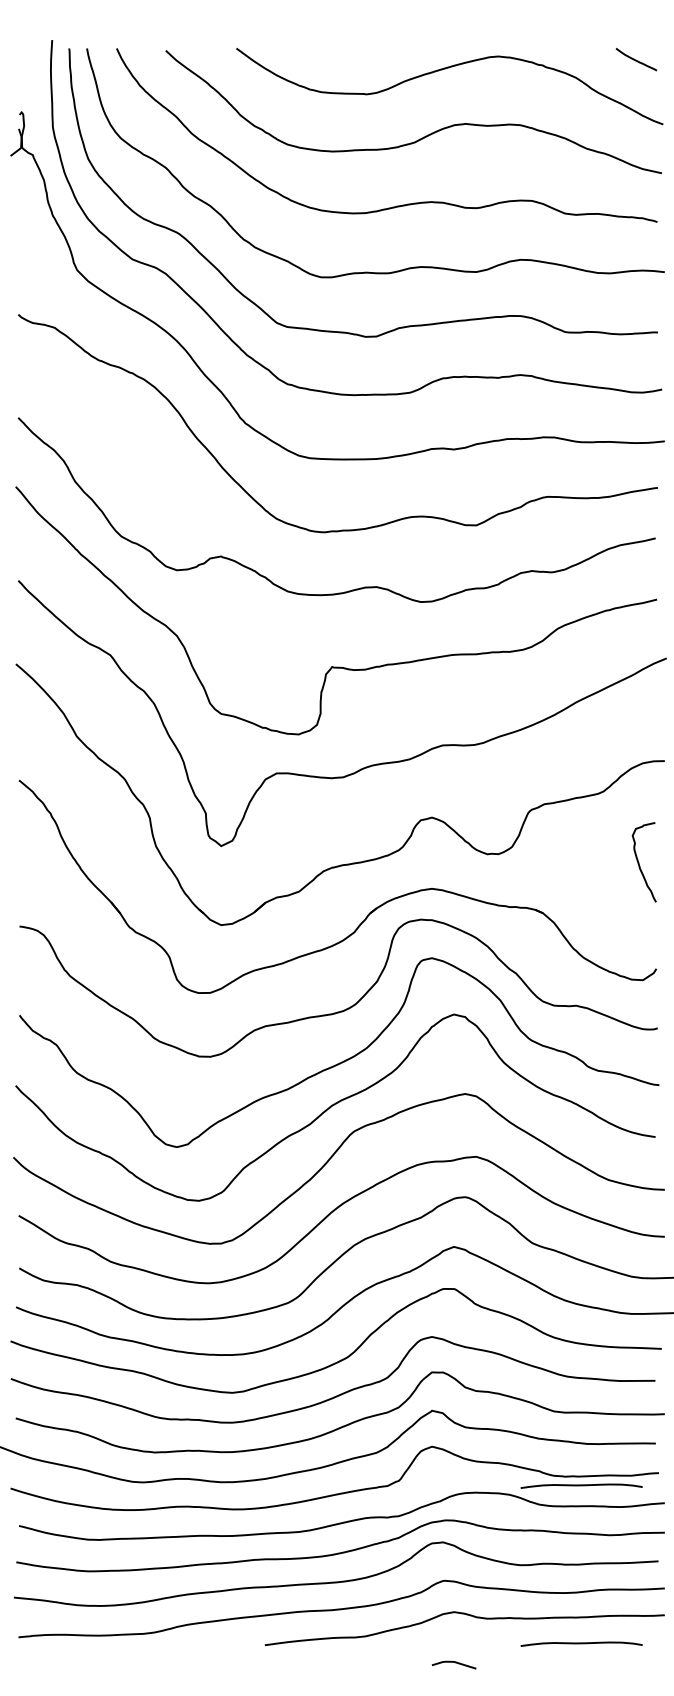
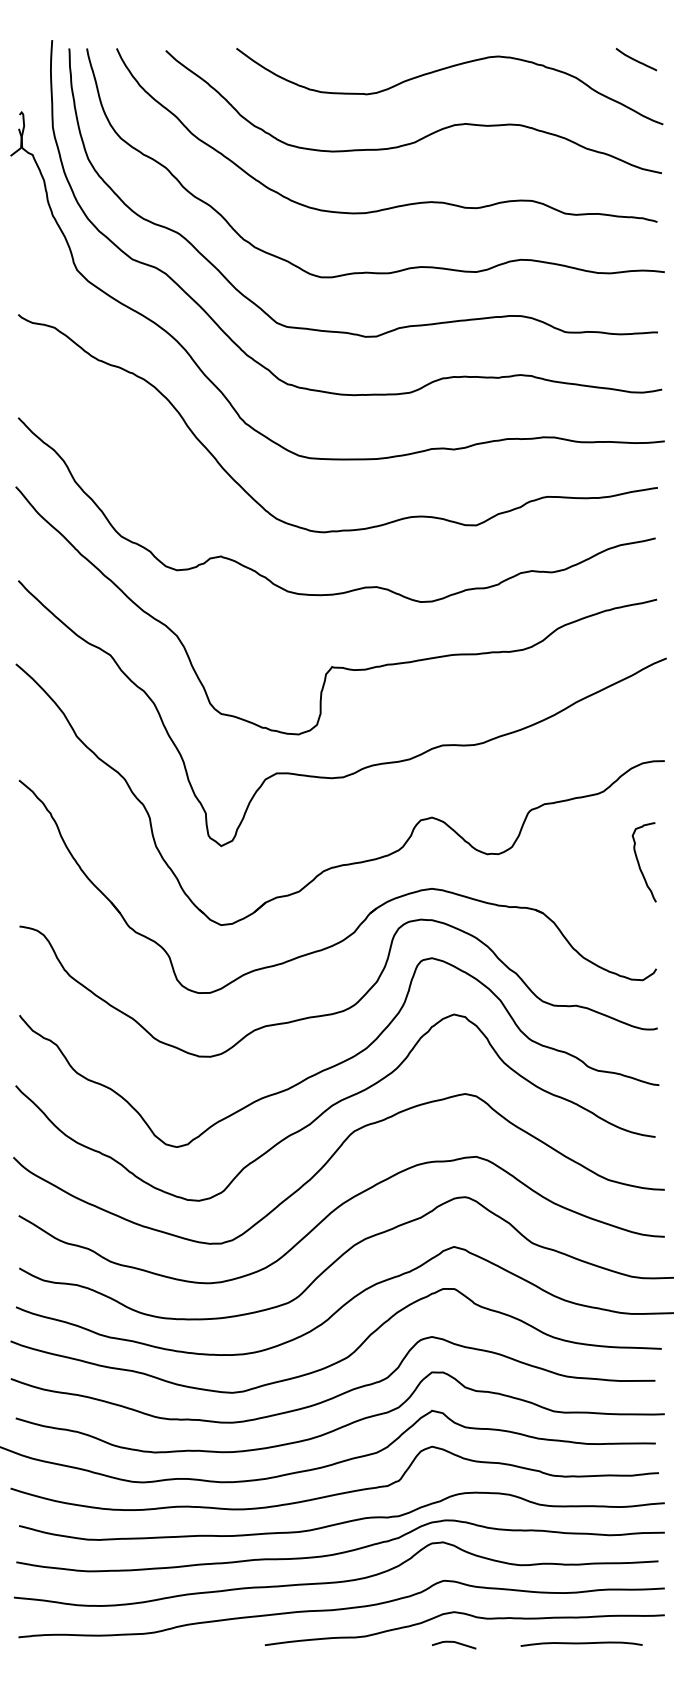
curve: present -> none (581, 1485)
line position: (453, 1662) -> (453, 1642) (453, 1642)
